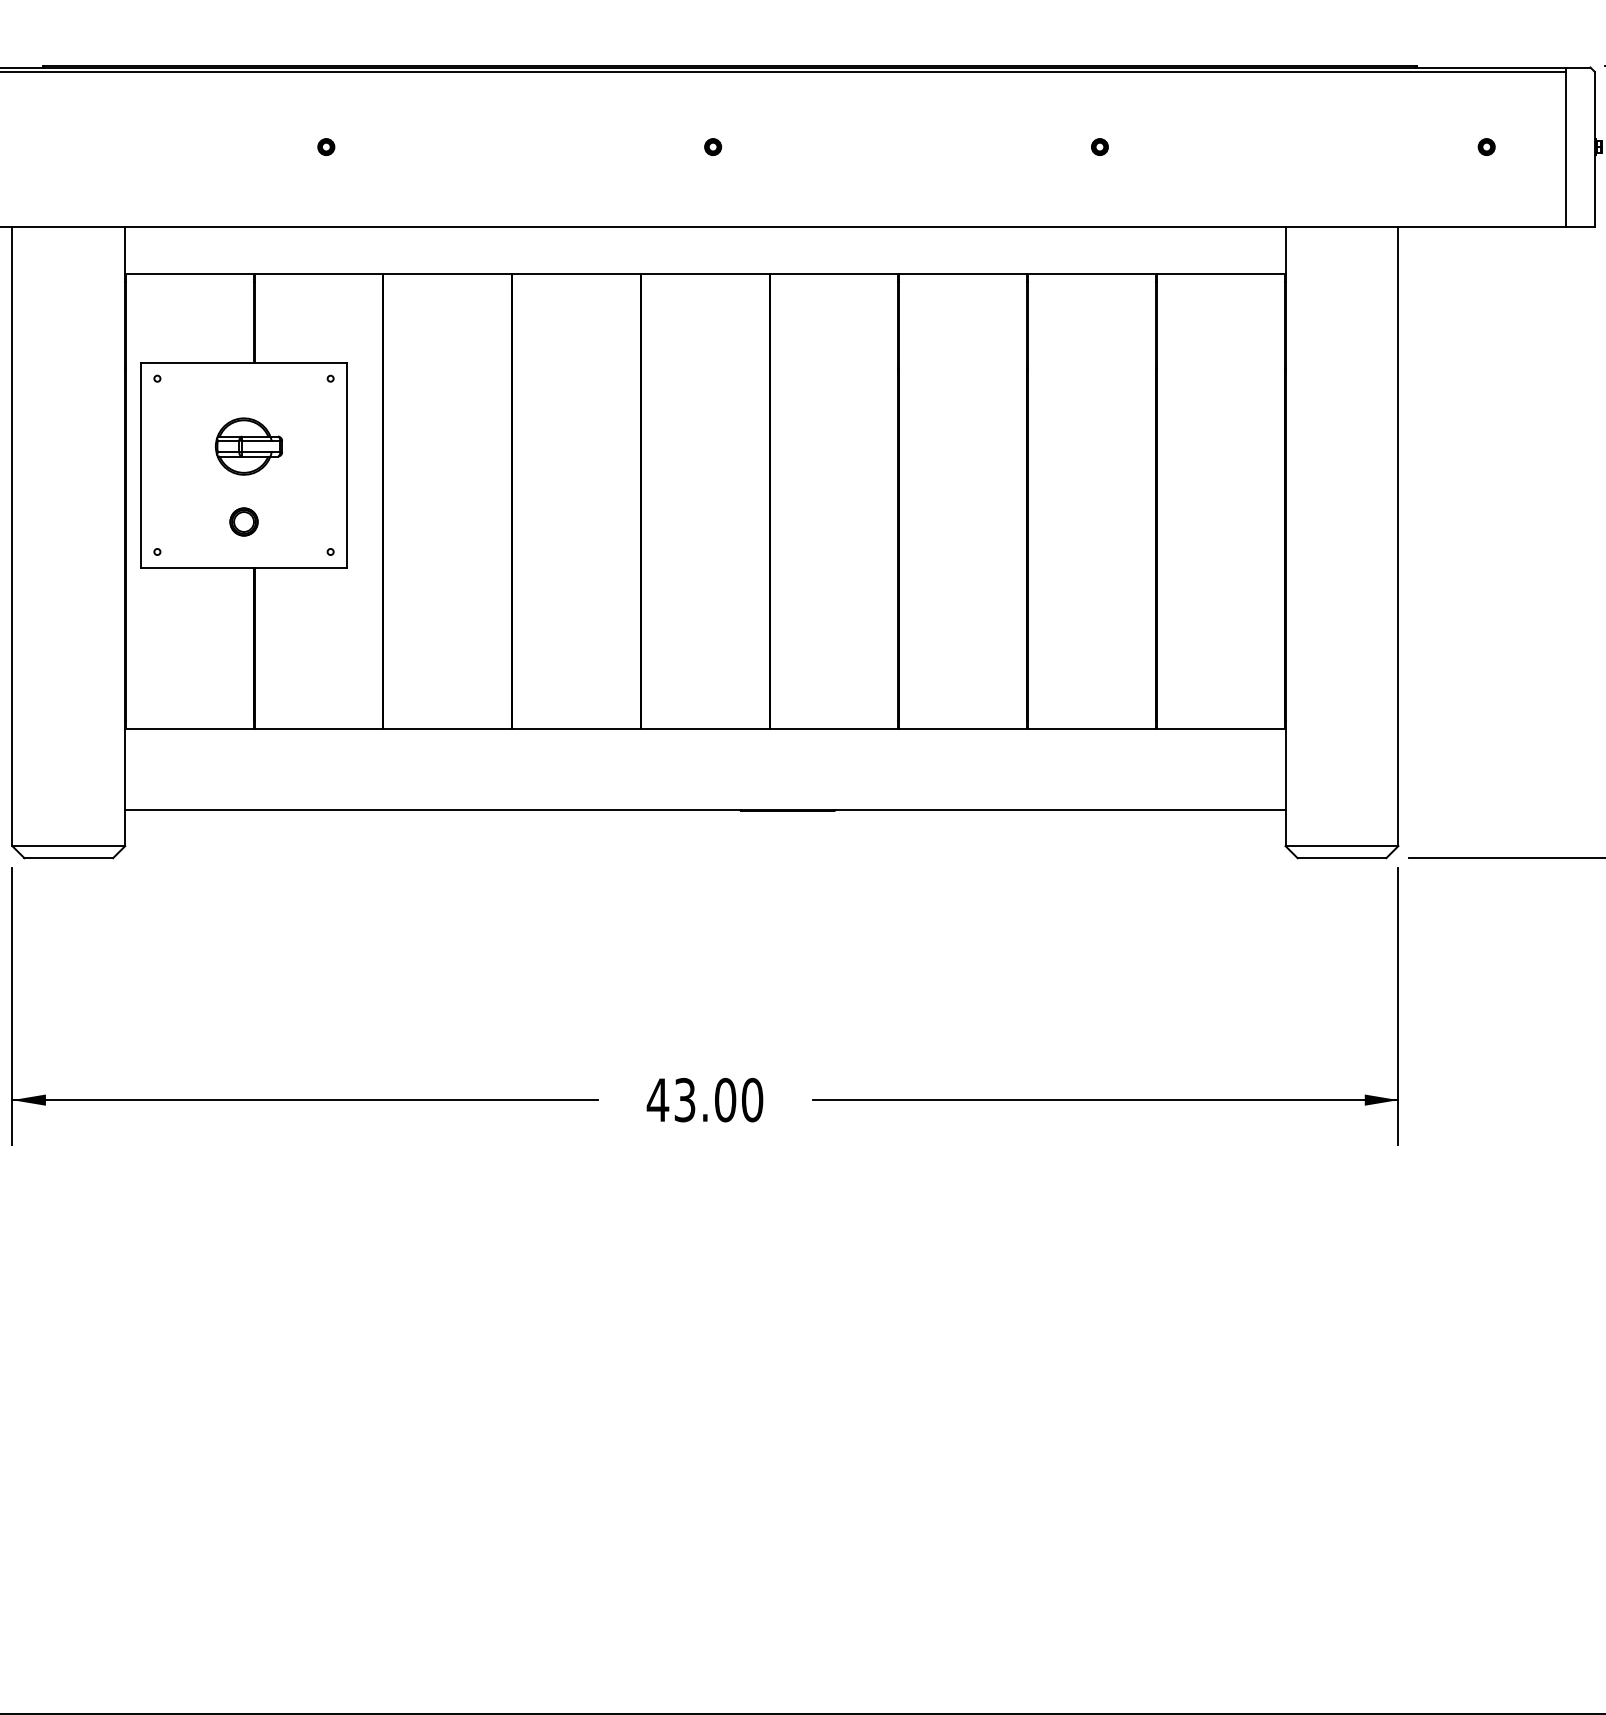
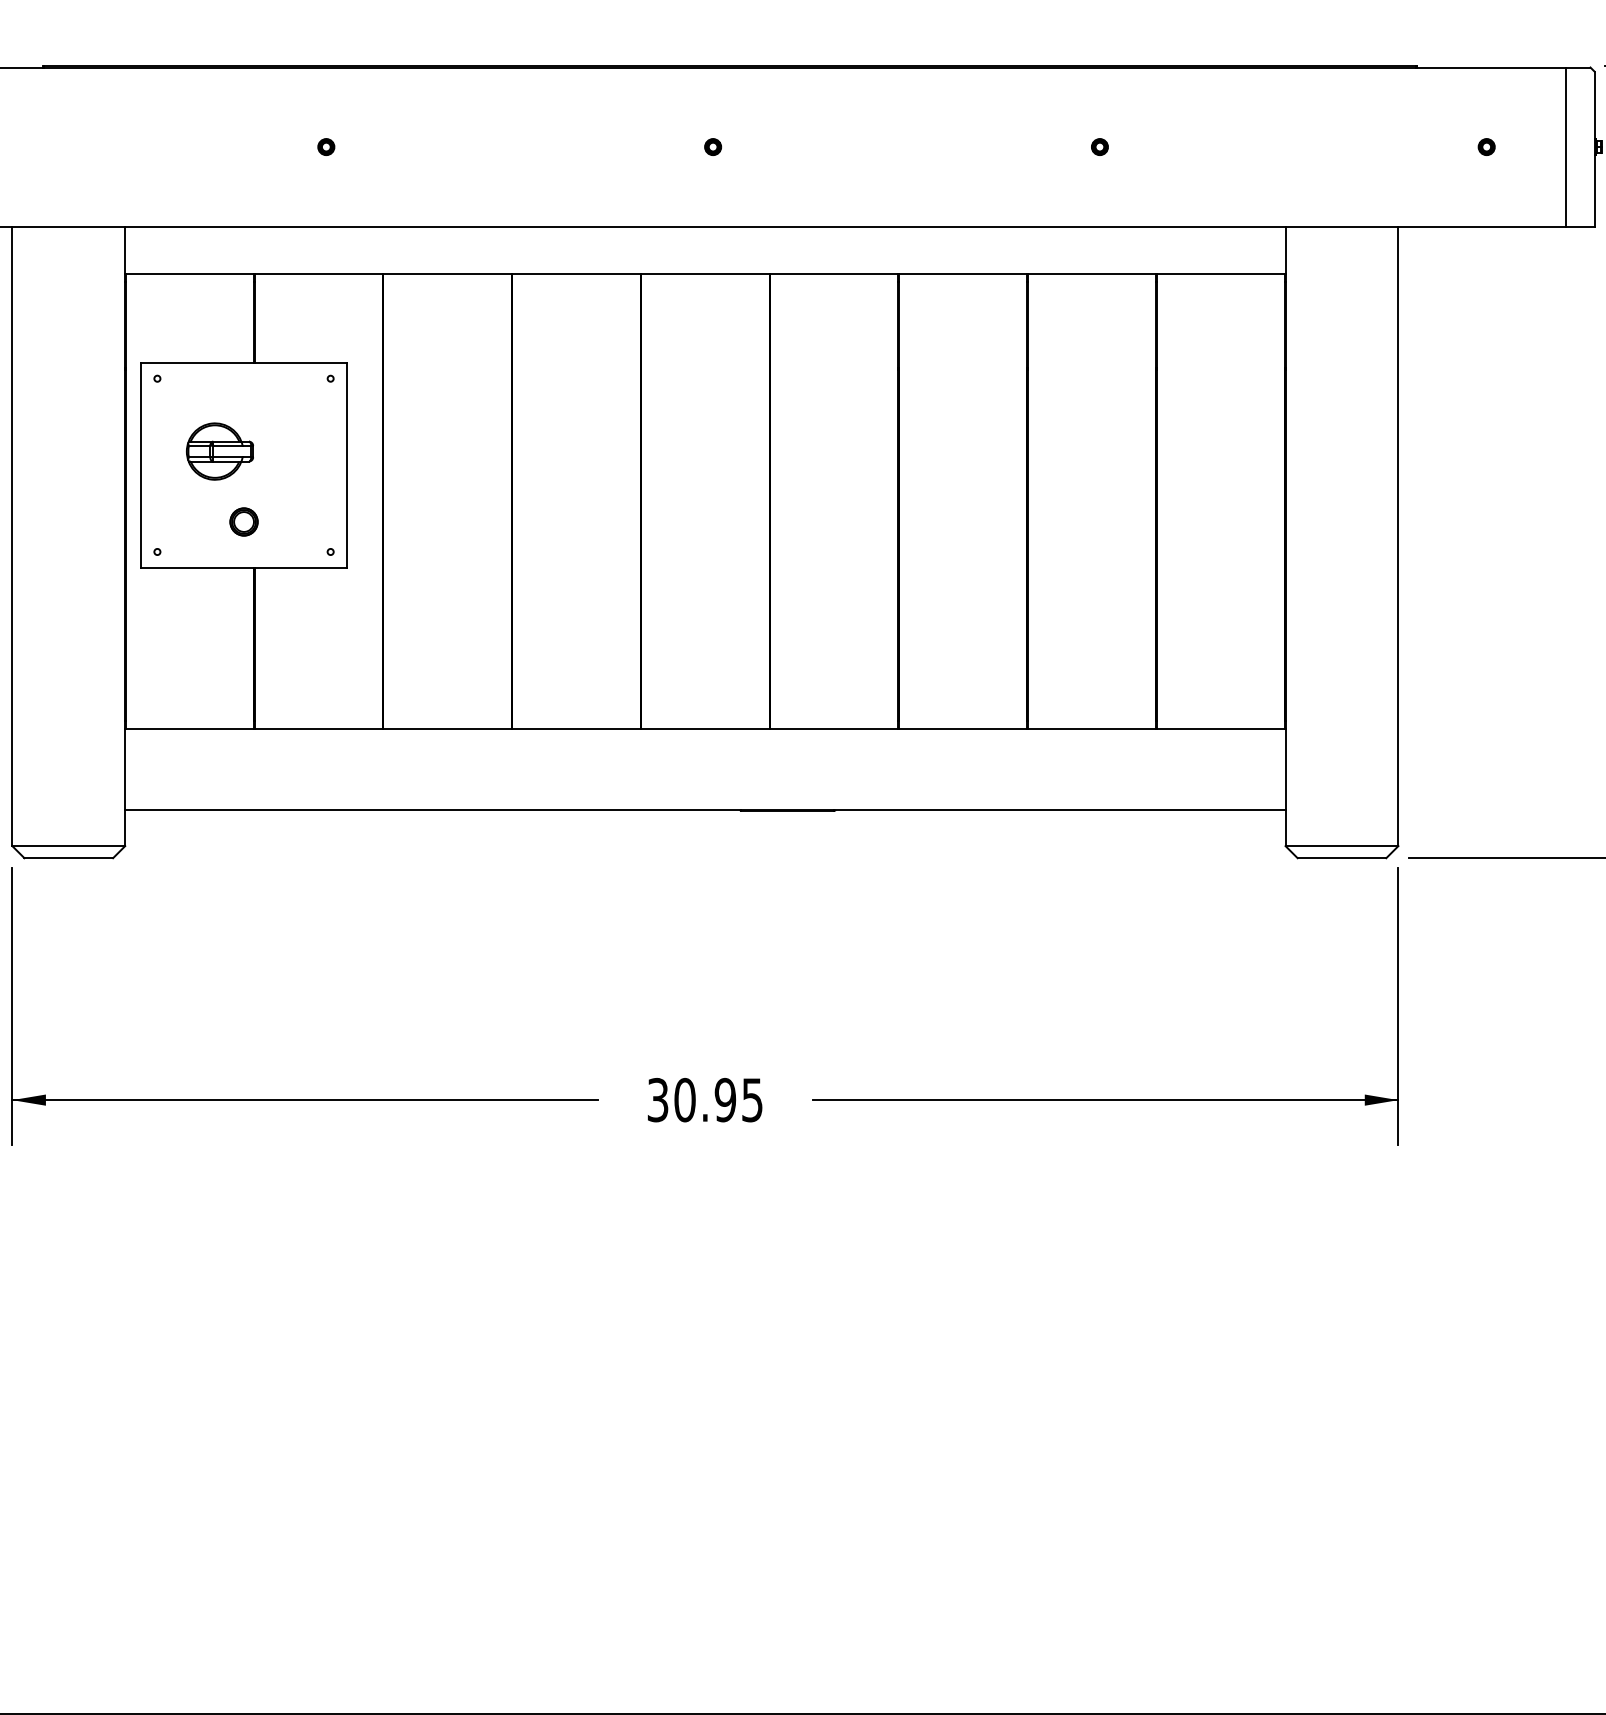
line: present -> none (784, 71)
part position: (248, 446) -> (219, 451) (219, 451)
text: 43.00 -> 30.95 (704, 1099)
